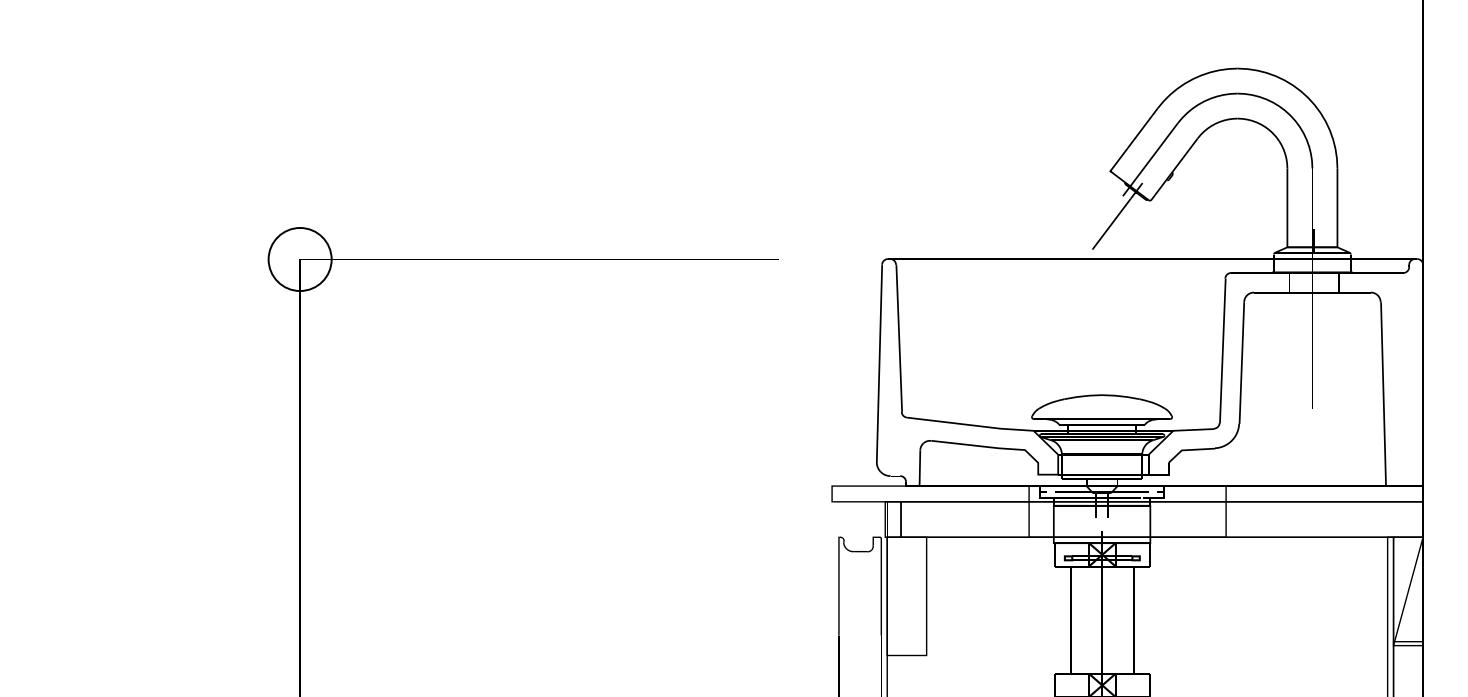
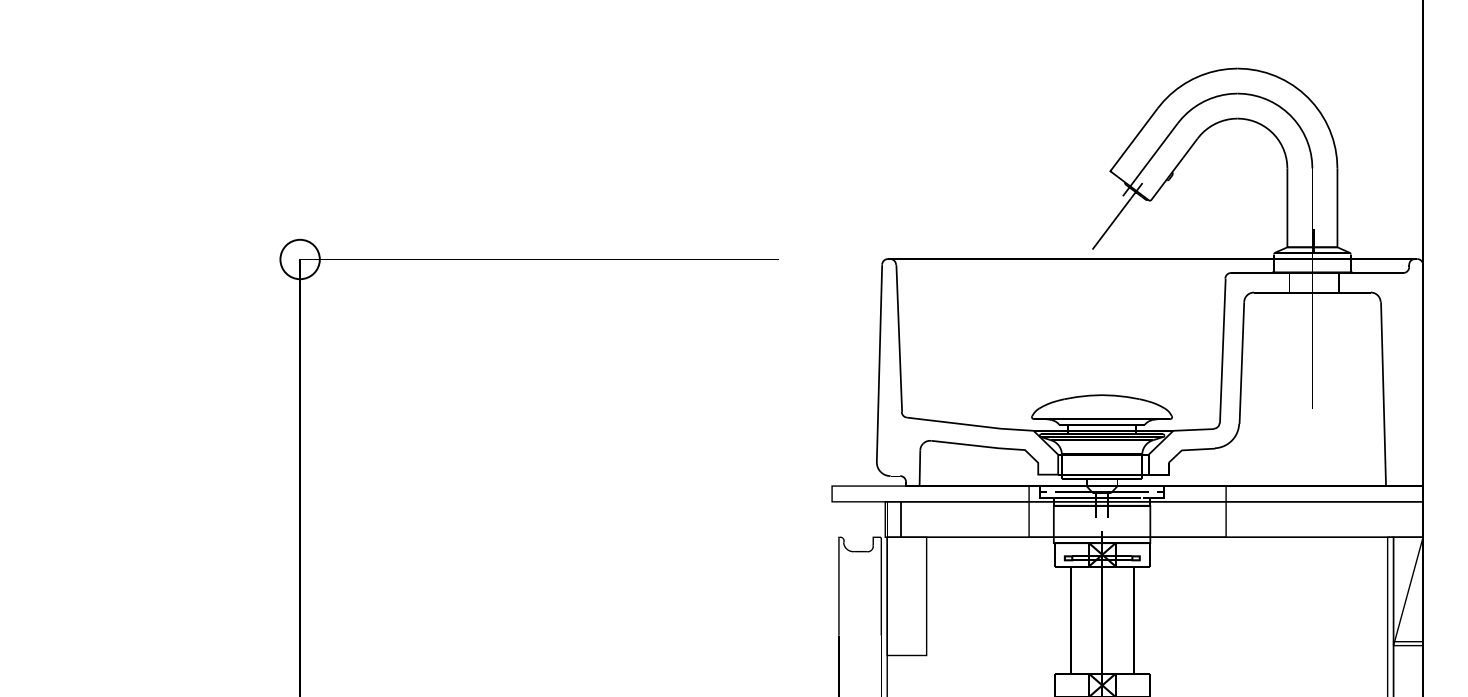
circle diameter: 63 px -> 39 px (299, 259)
